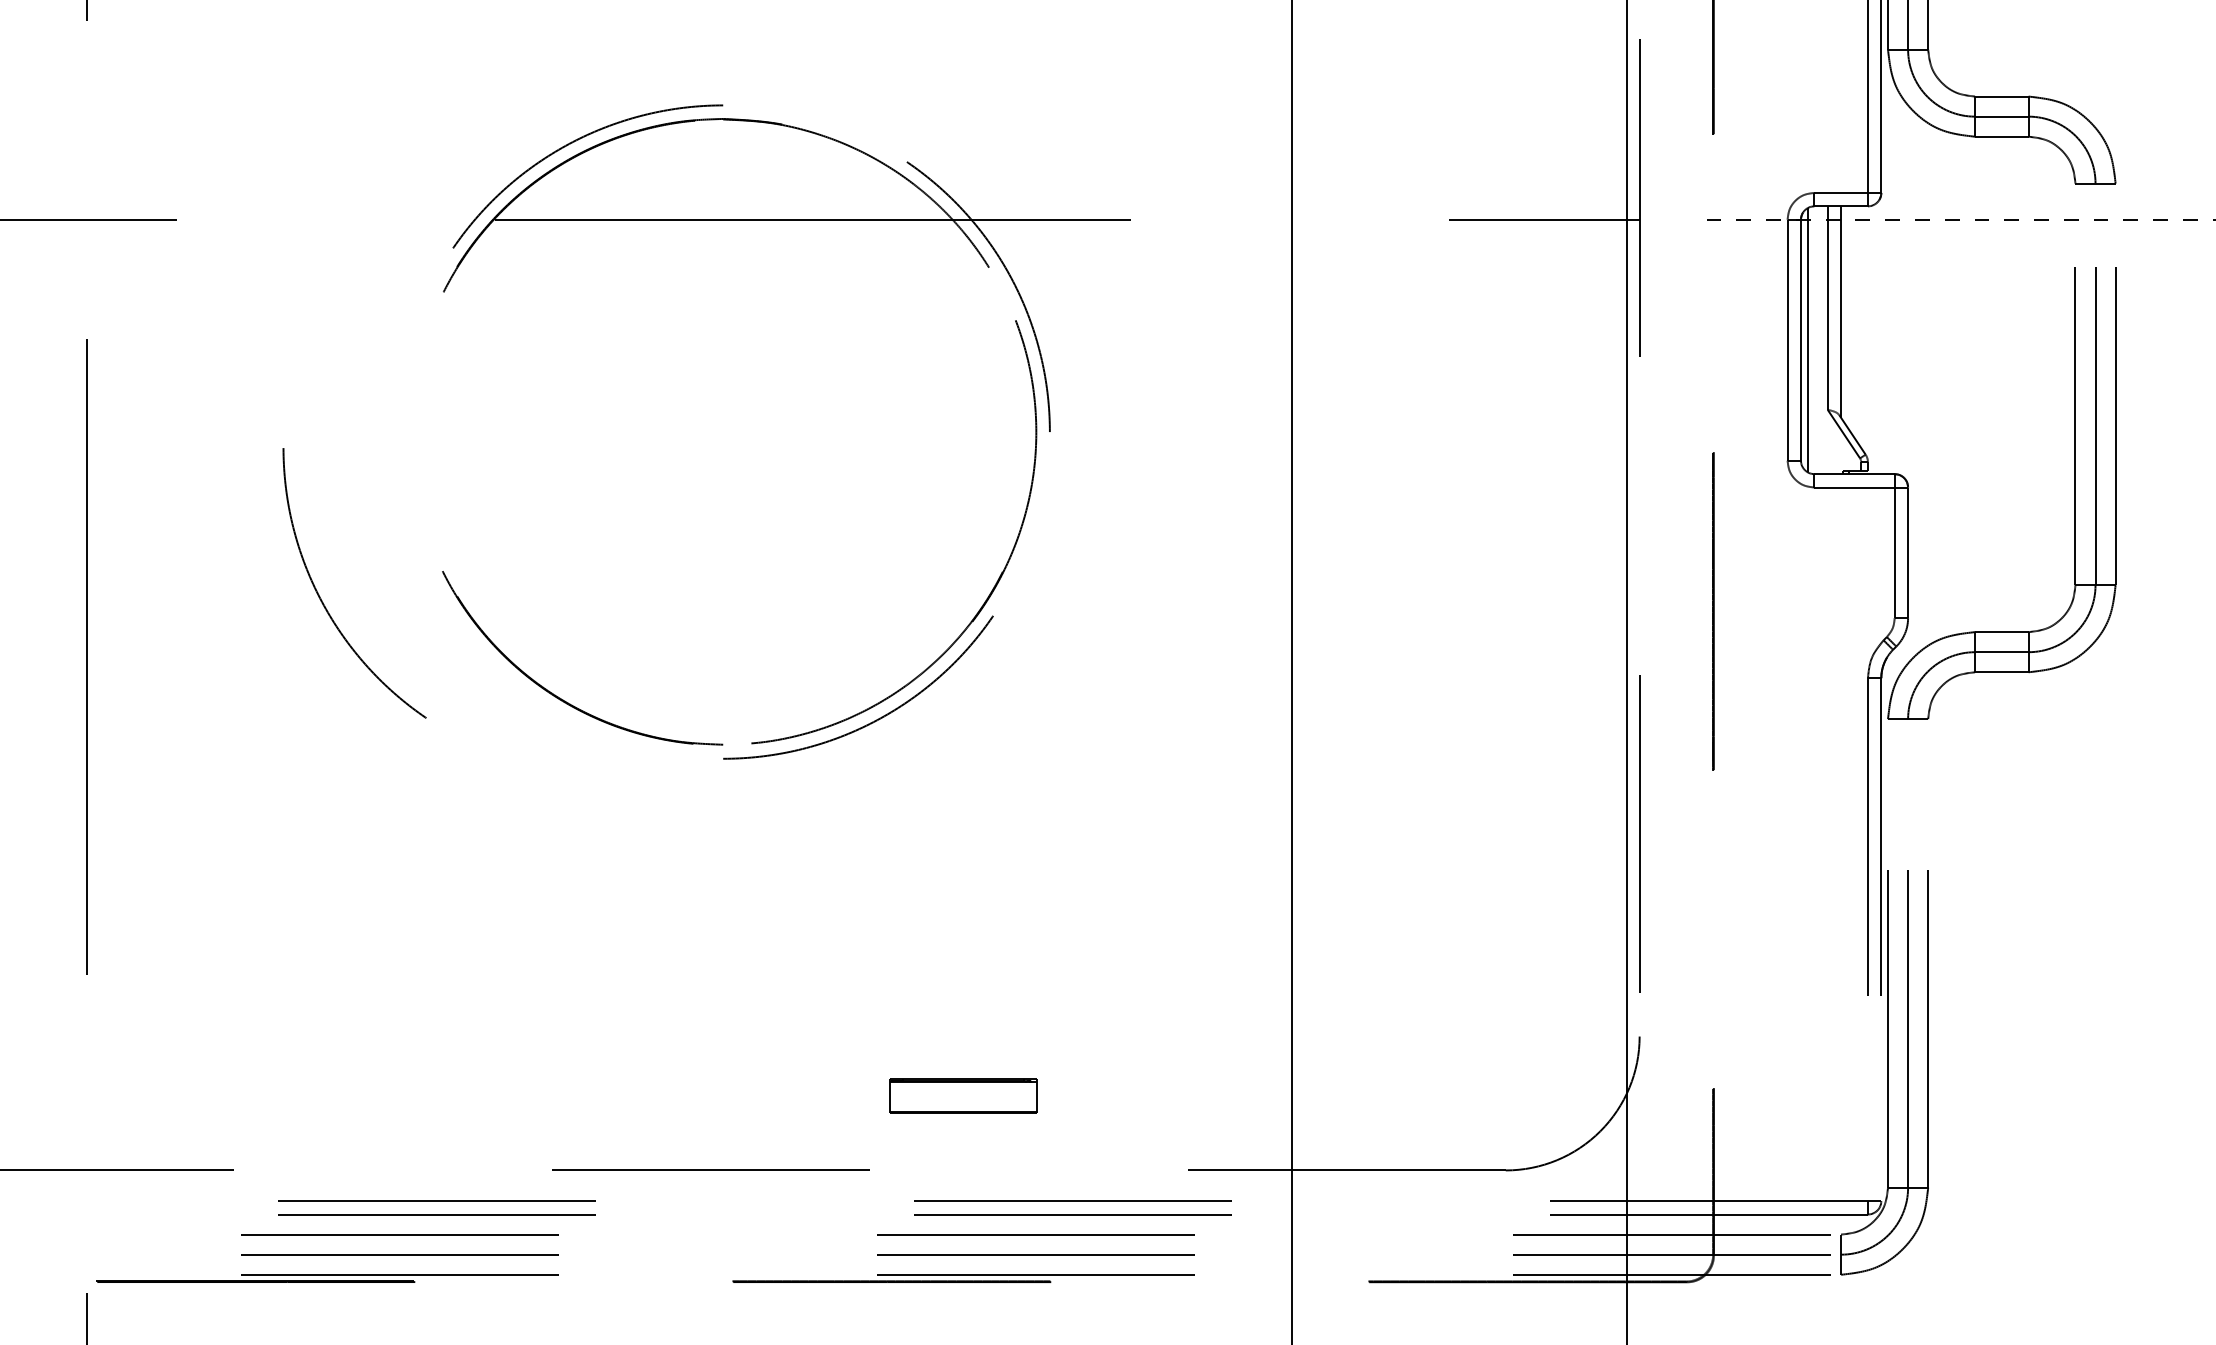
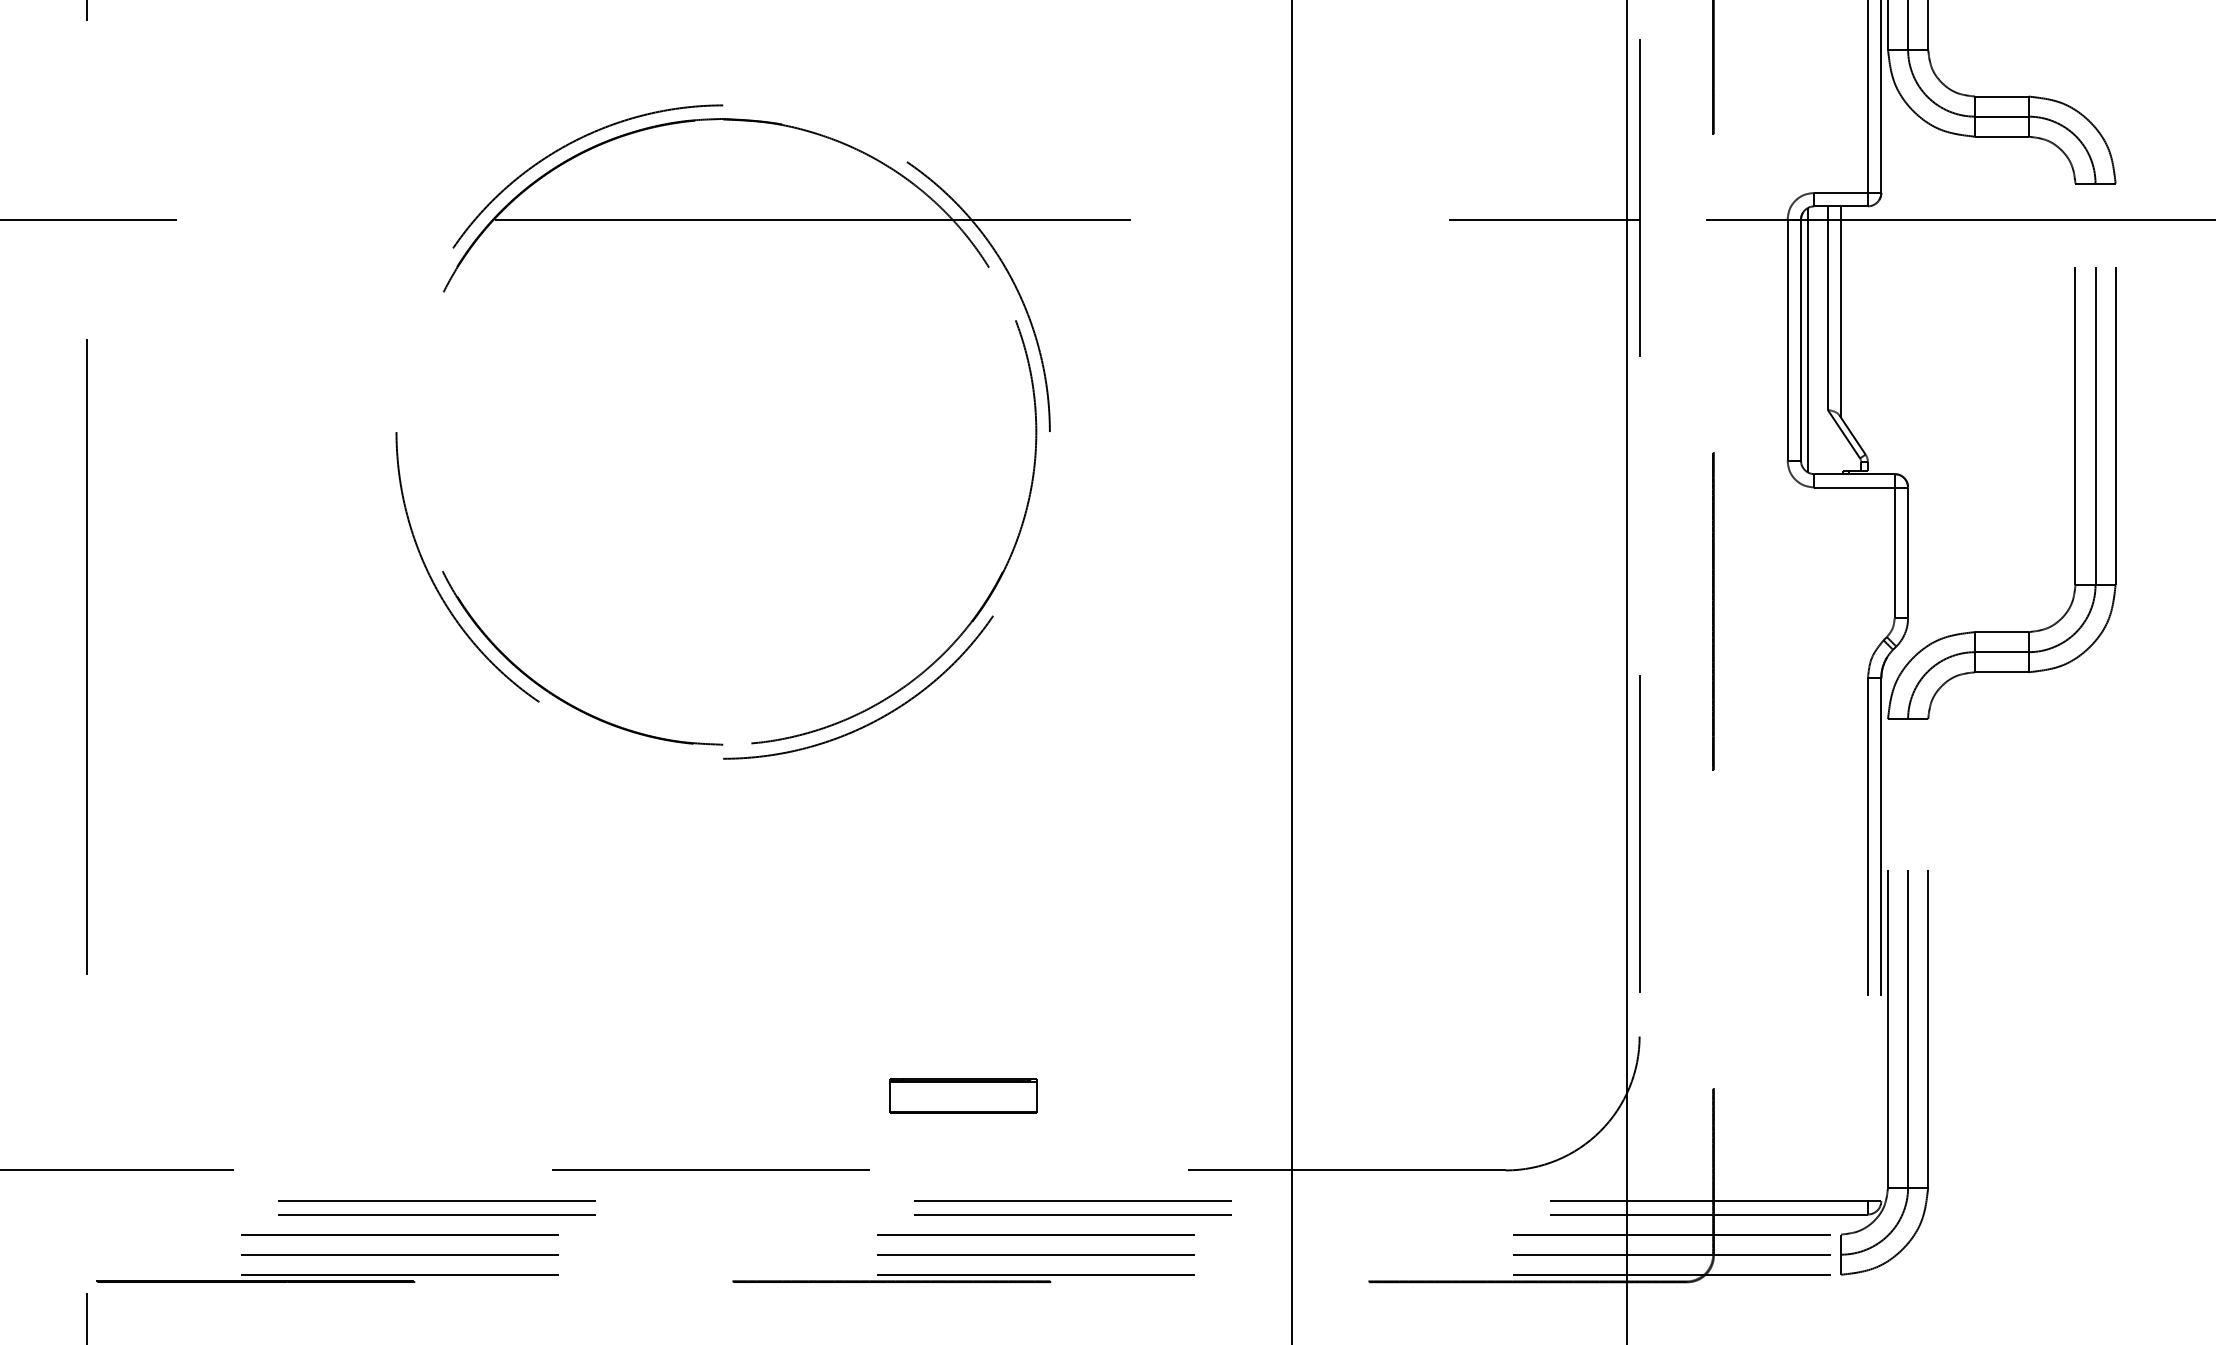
line: dashed -> solid (1961, 219)
curve position: (322, 600) -> (435, 584) (435, 584)
